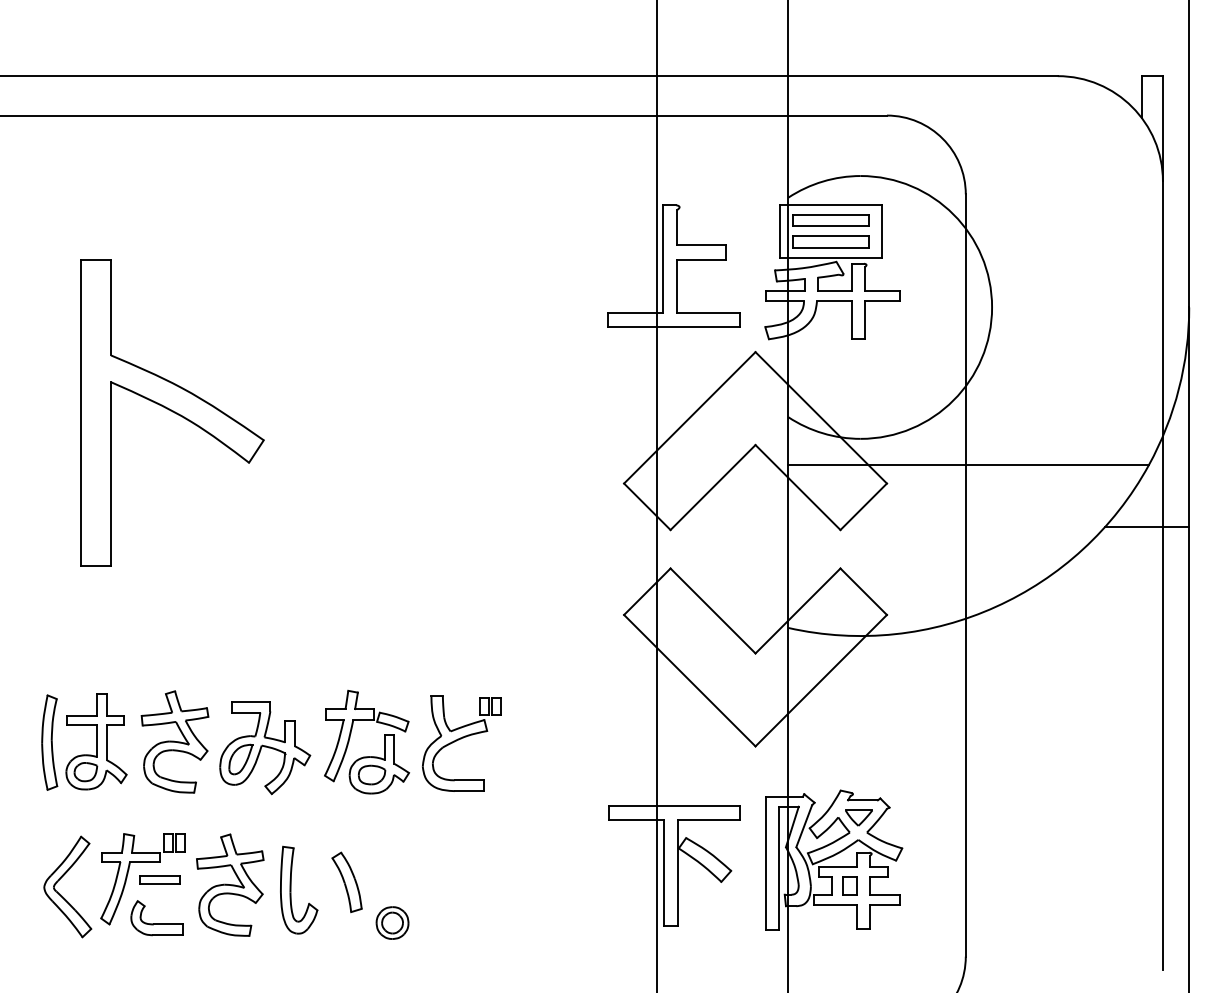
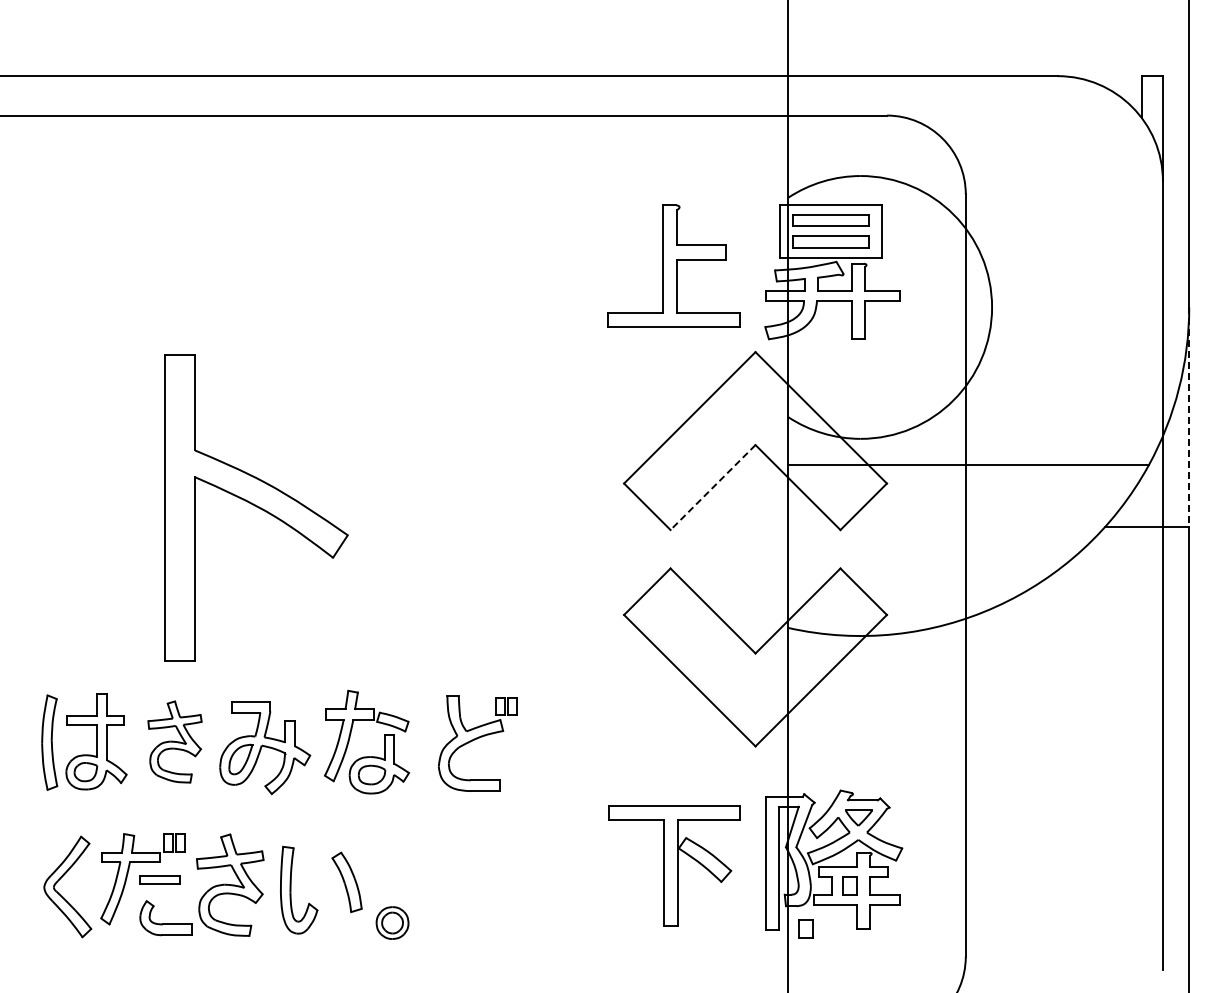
part position: (172, 412) -> (256, 507) (256, 507)
line: solid -> dashed (1189, 417)
line: solid -> dashed (712, 487)
line: present -> none (656, 495)
part size: 70x104 px -> 56x84 px (174, 741)
part position: (461, 743) -> (477, 743) (477, 743)
part position: (156, 918) -> (165, 918) (165, 918)
part: none -> present (805, 928)
